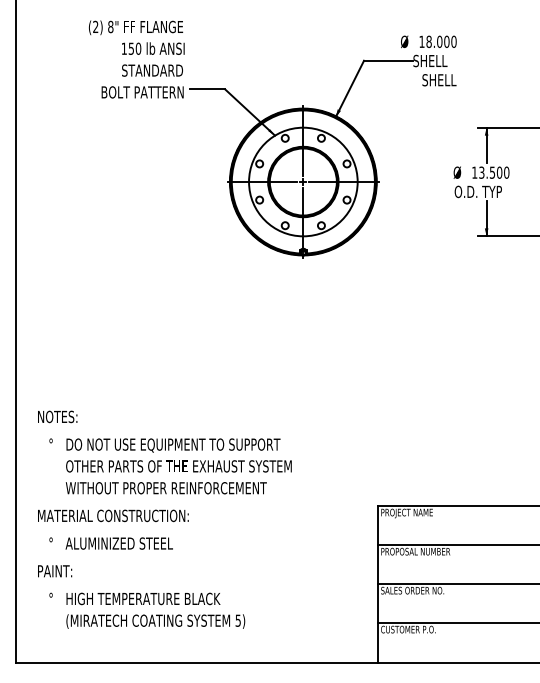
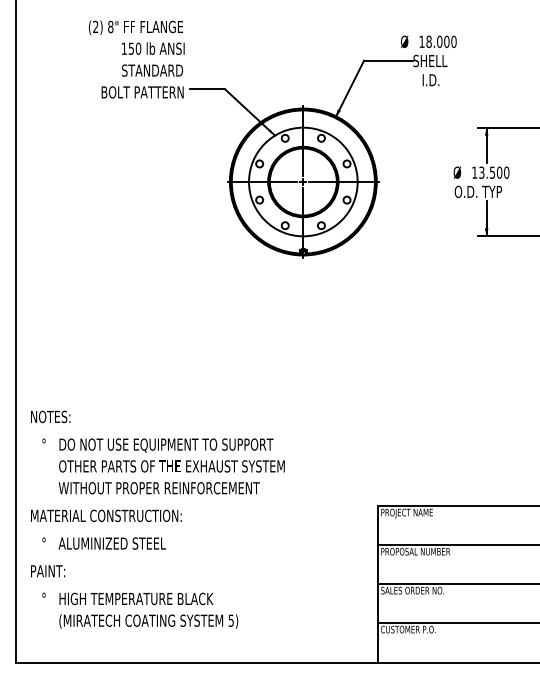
text: SHELL -> I.D. (439, 80)
text position: (164, 519) -> (157, 519) (157, 519)
